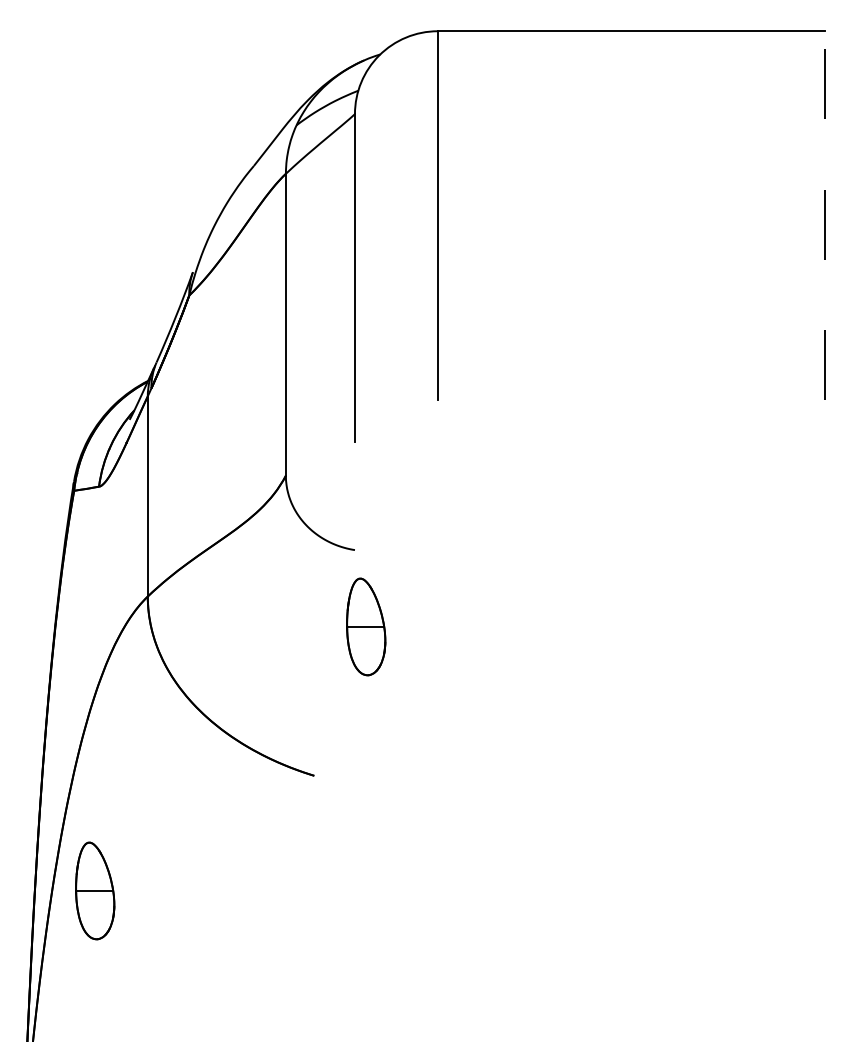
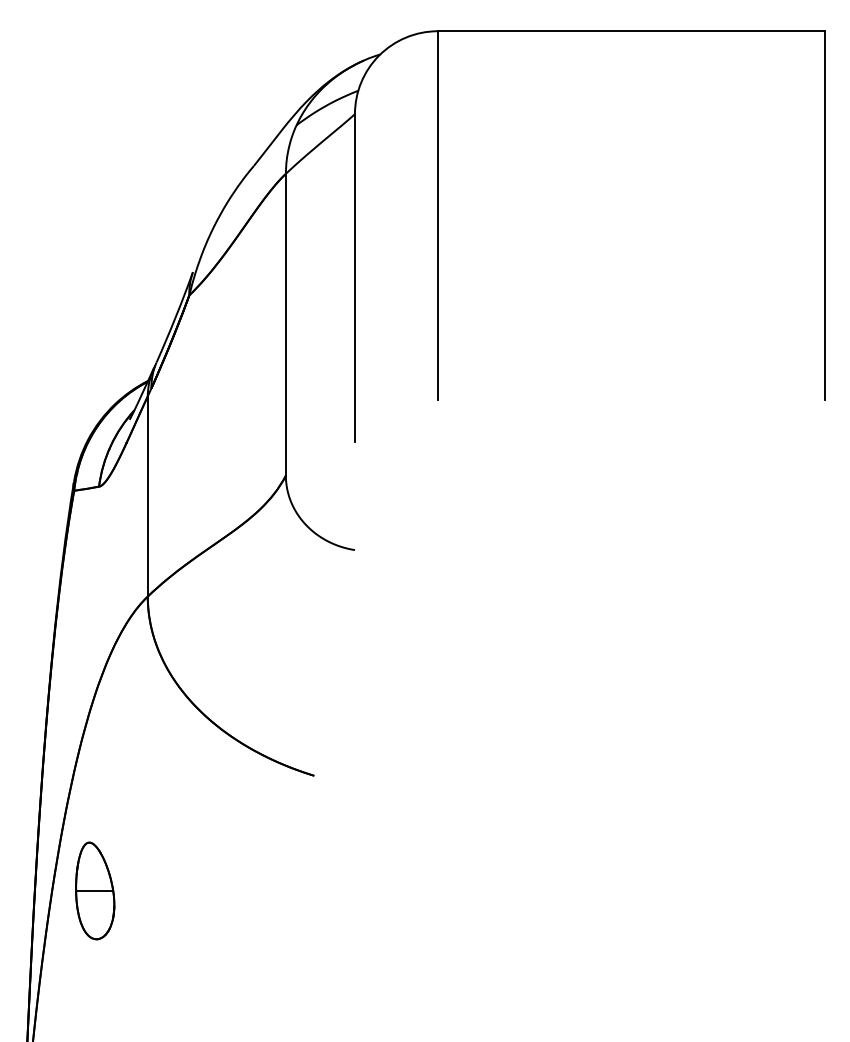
line: dashed -> solid (824, 215)
part: present -> none (366, 626)
